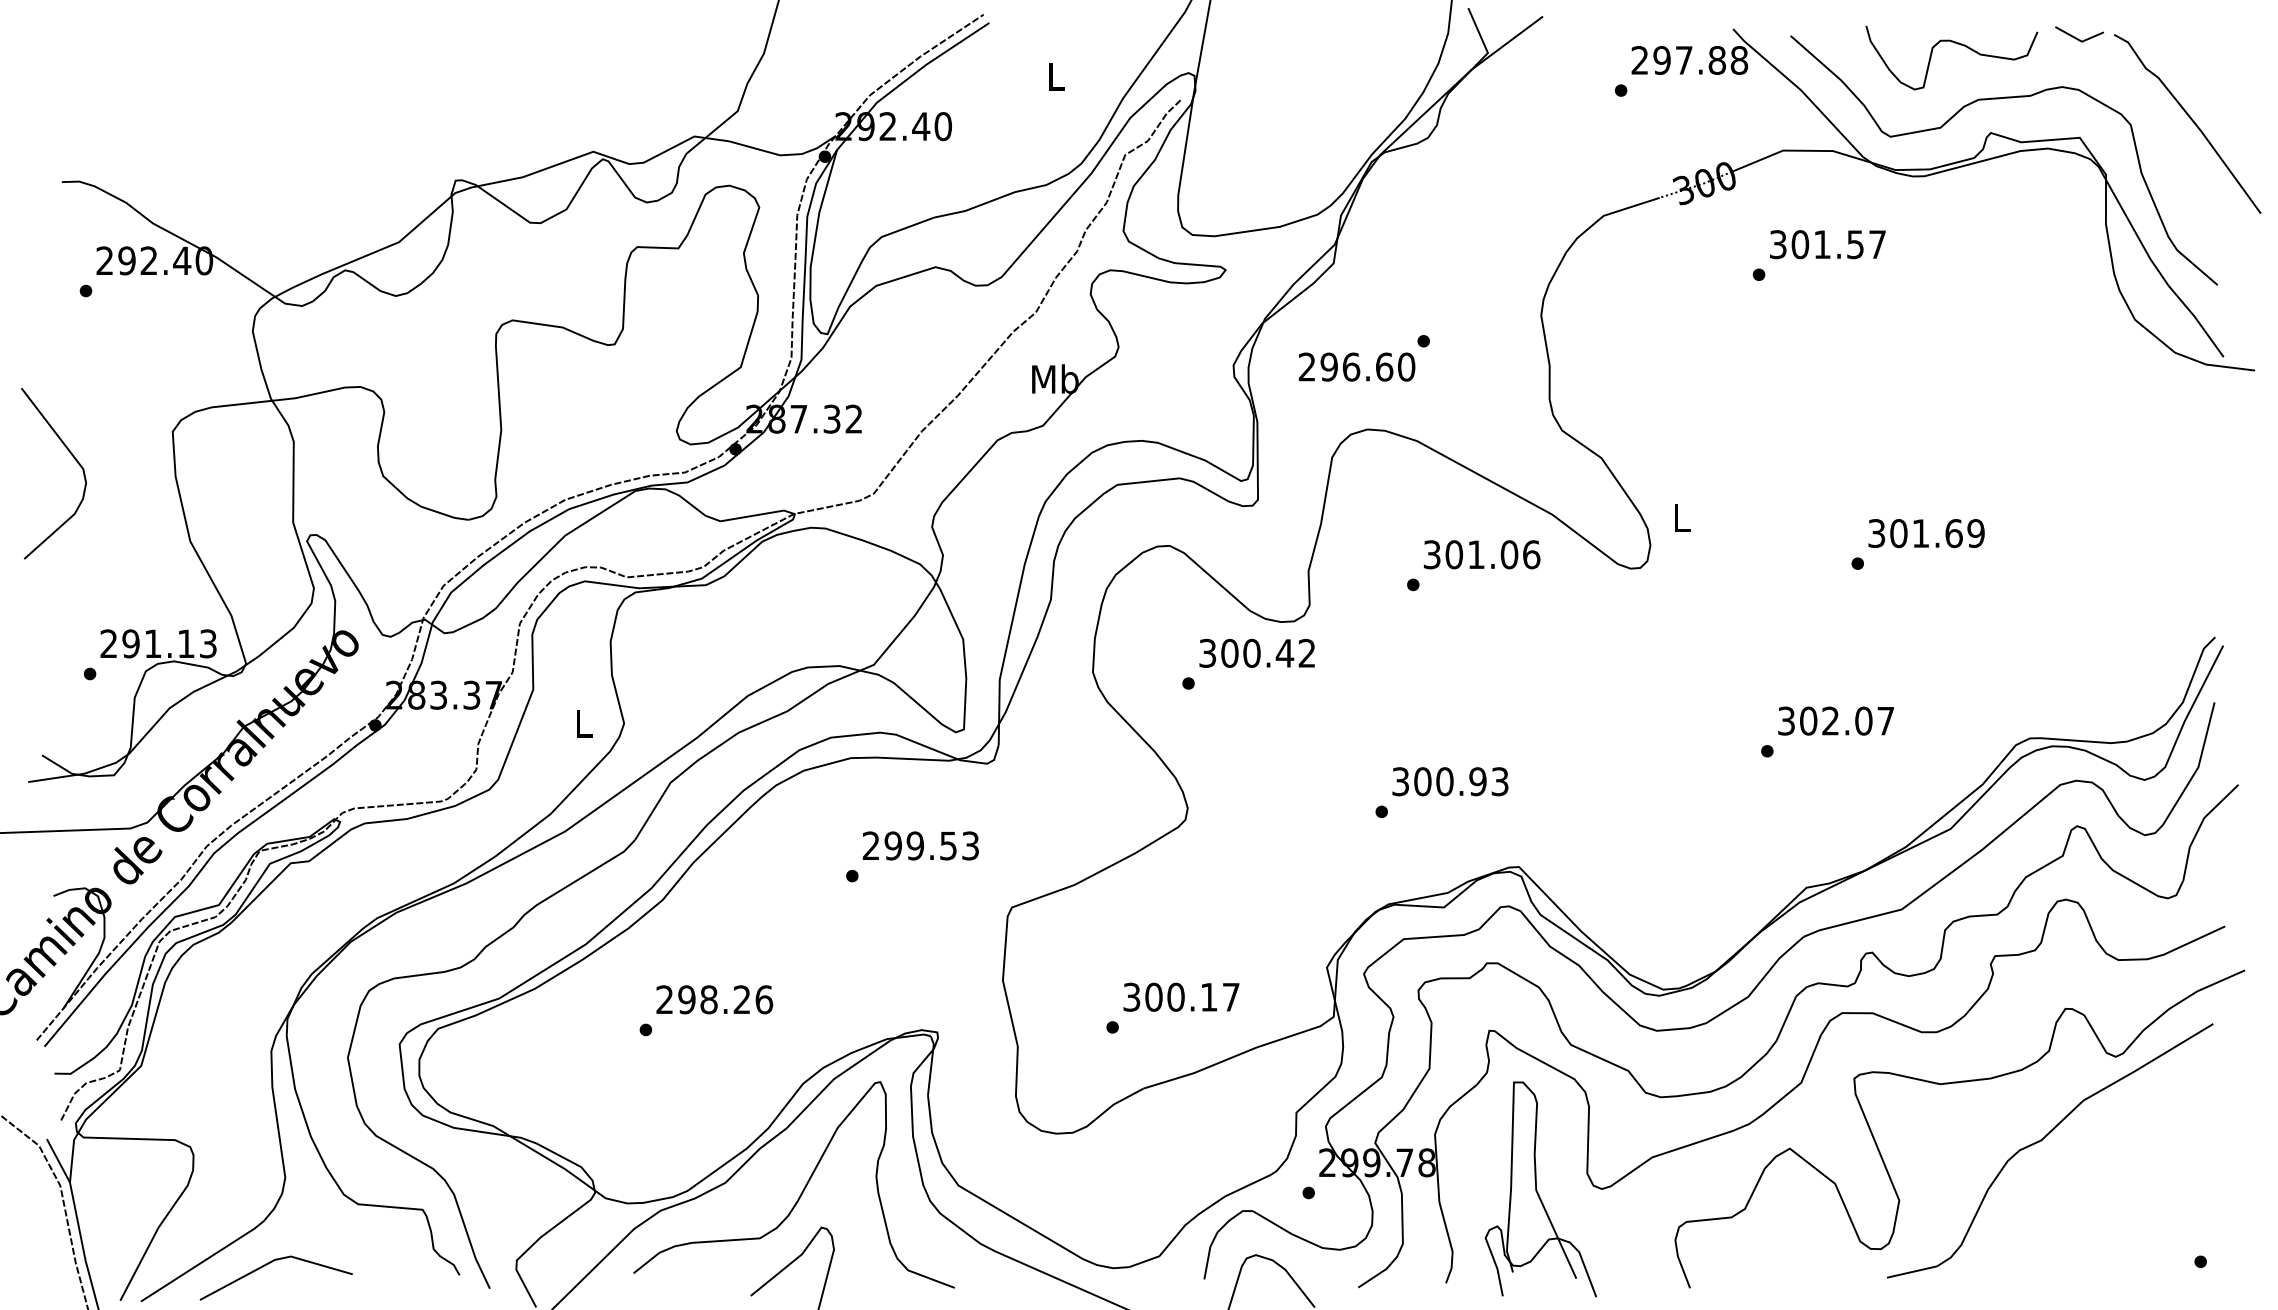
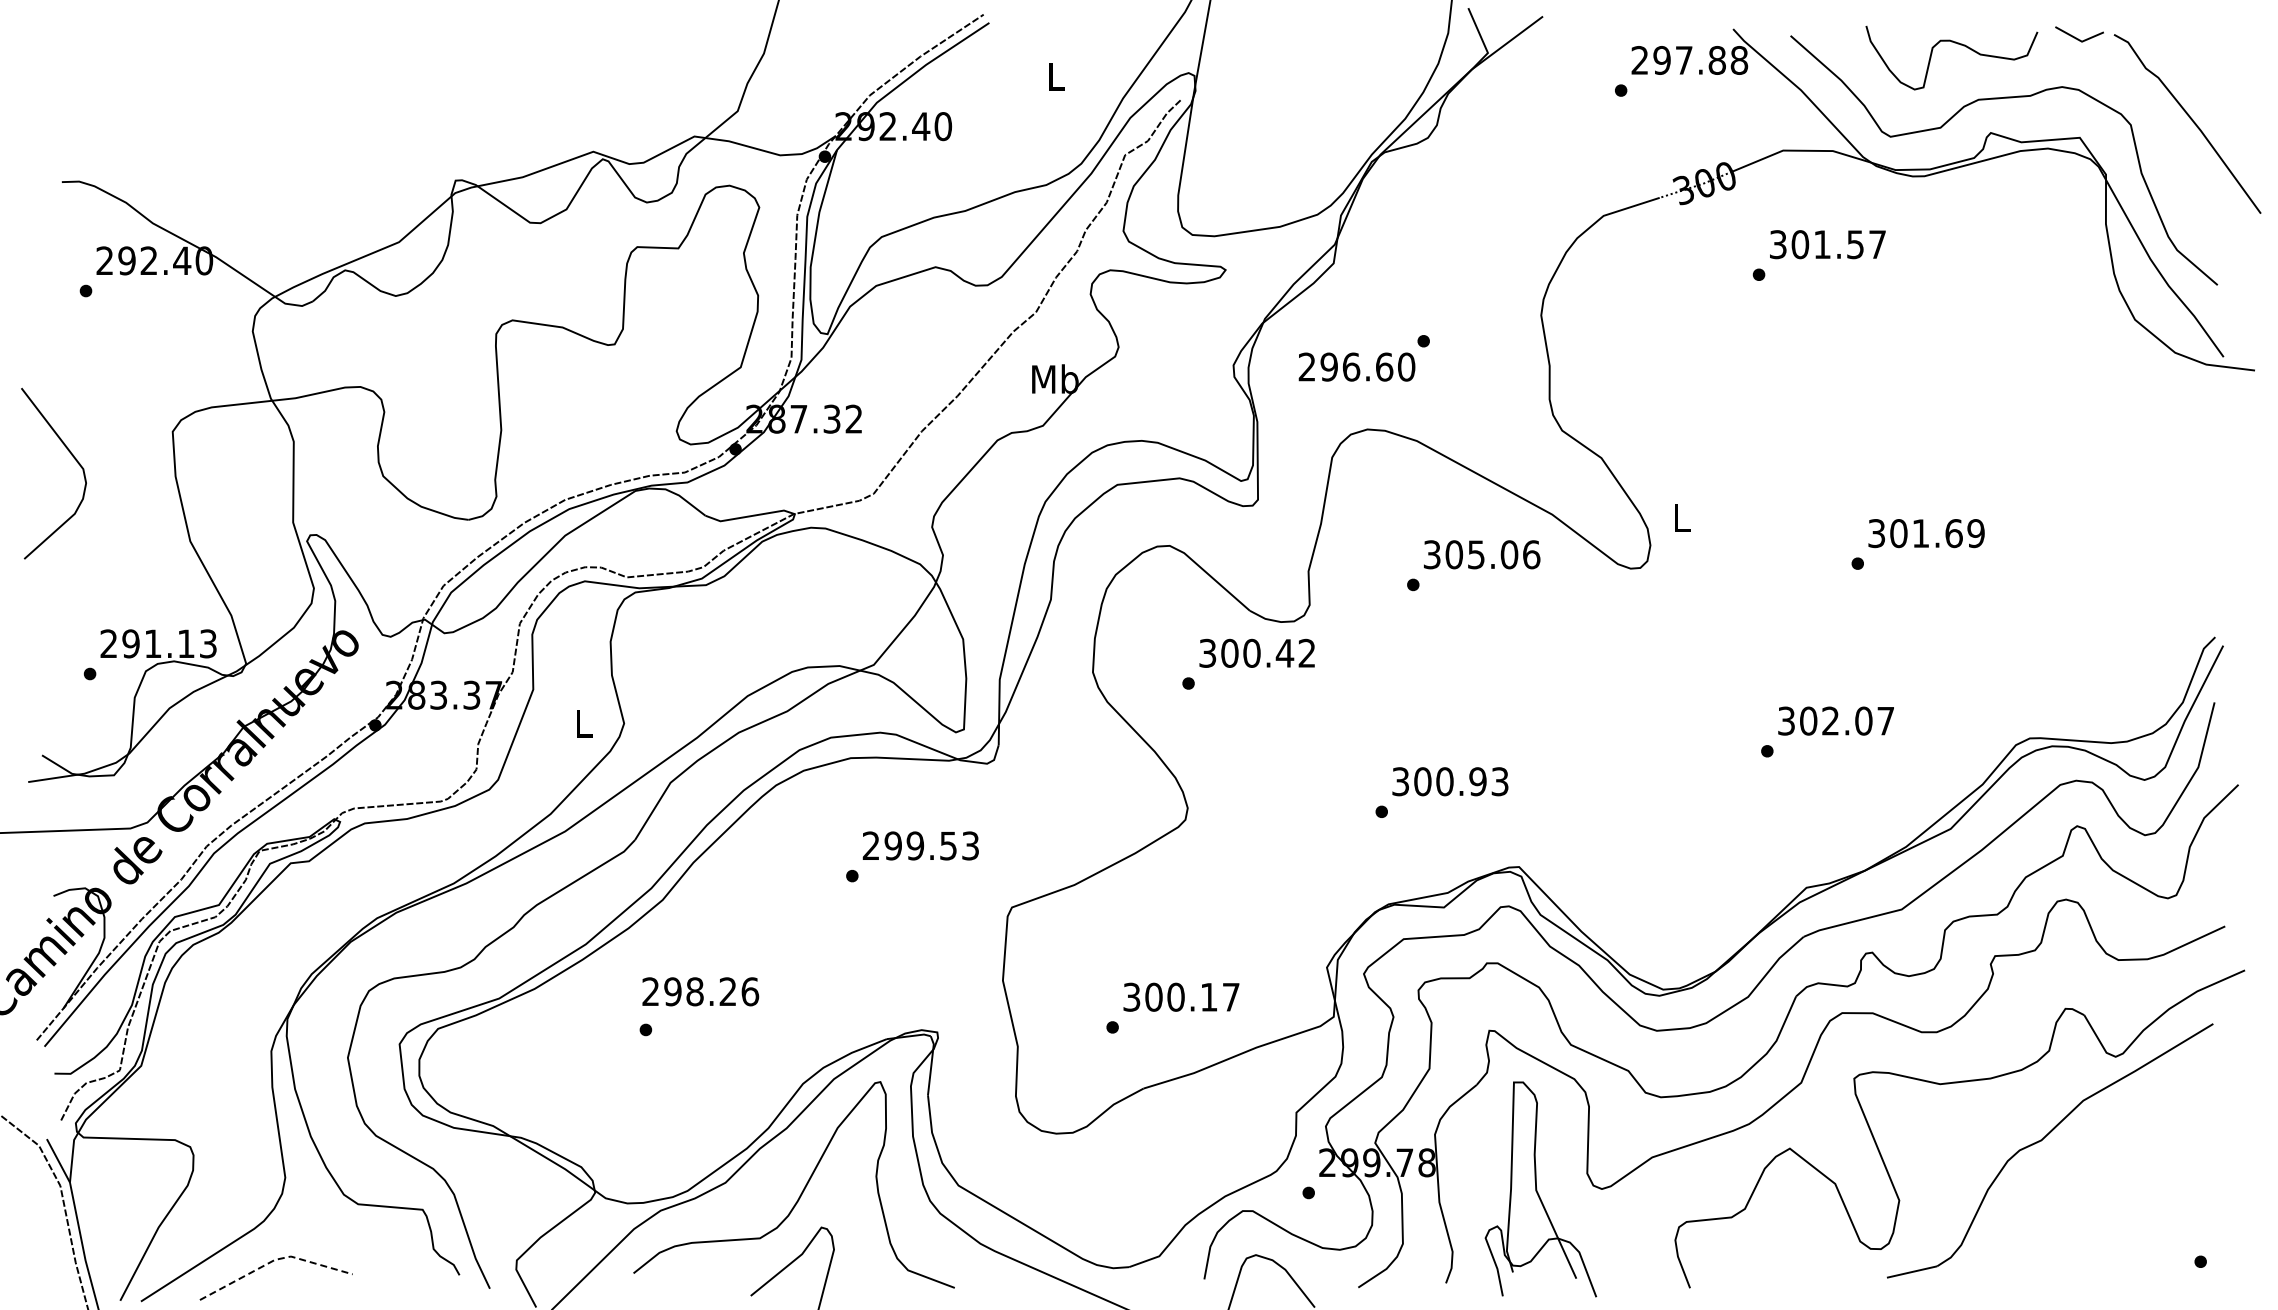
text: 301.06 -> 305.06 (1476, 554)
text position: (714, 999) -> (700, 991) (700, 991)
line: solid -> dashed (274, 1260)
